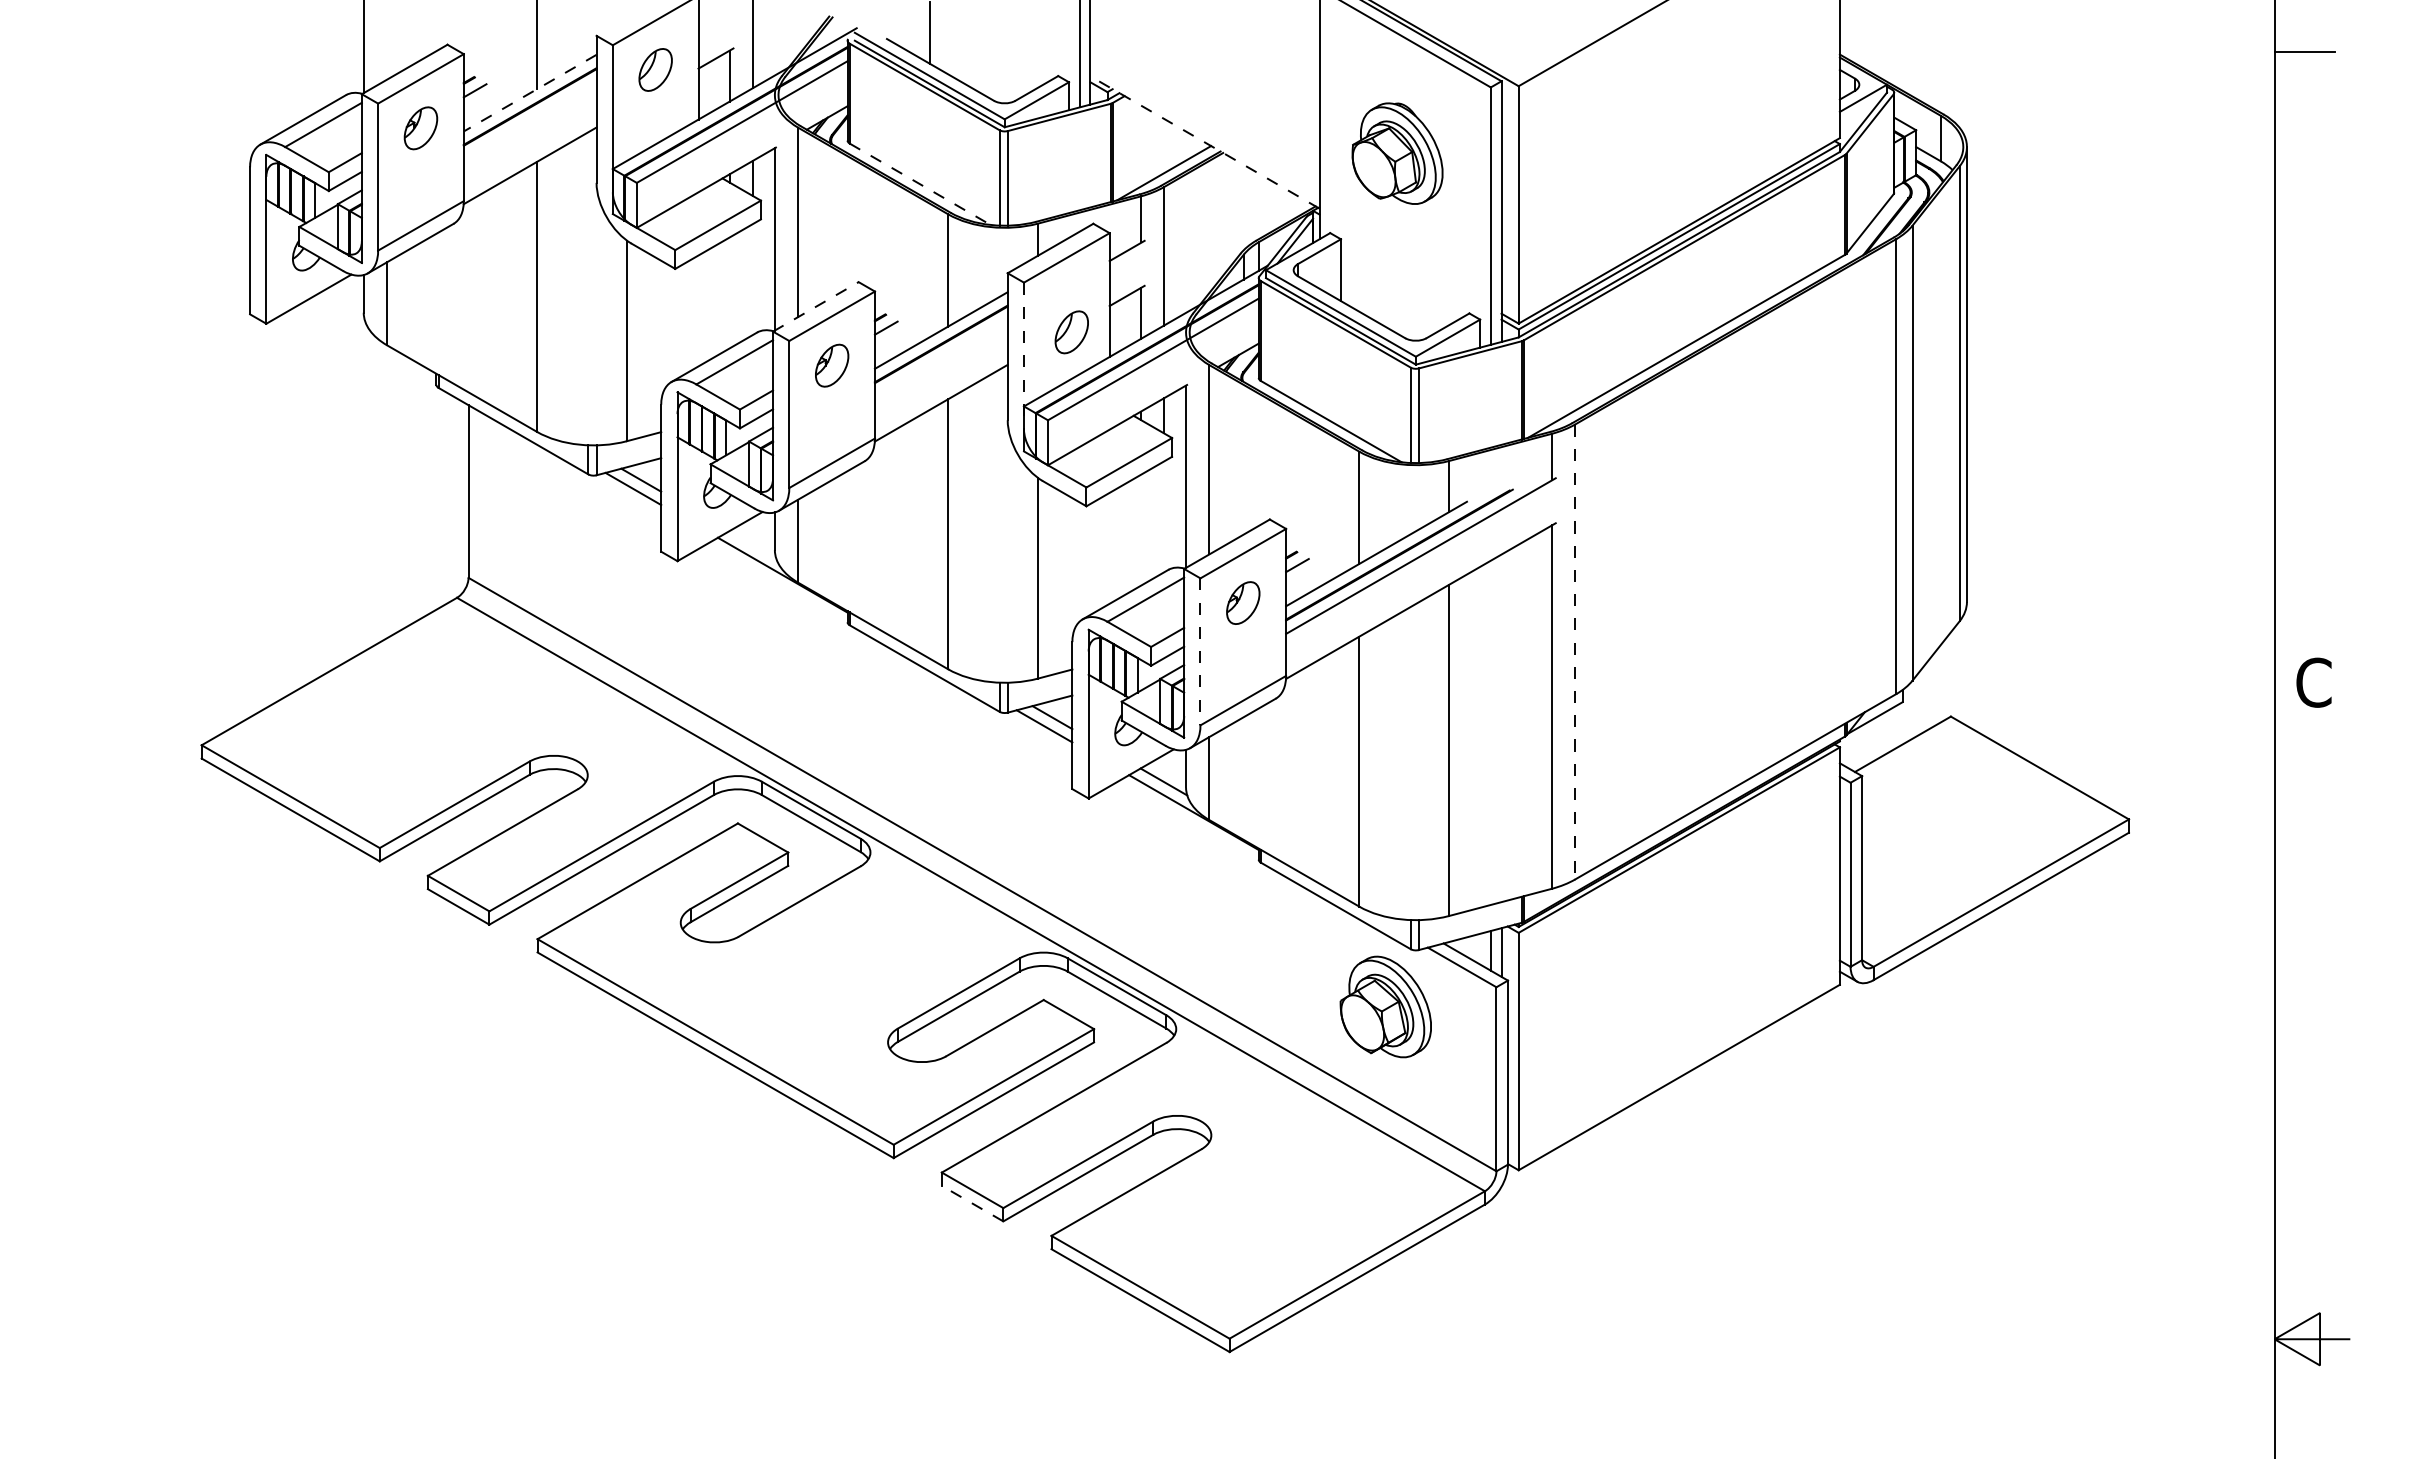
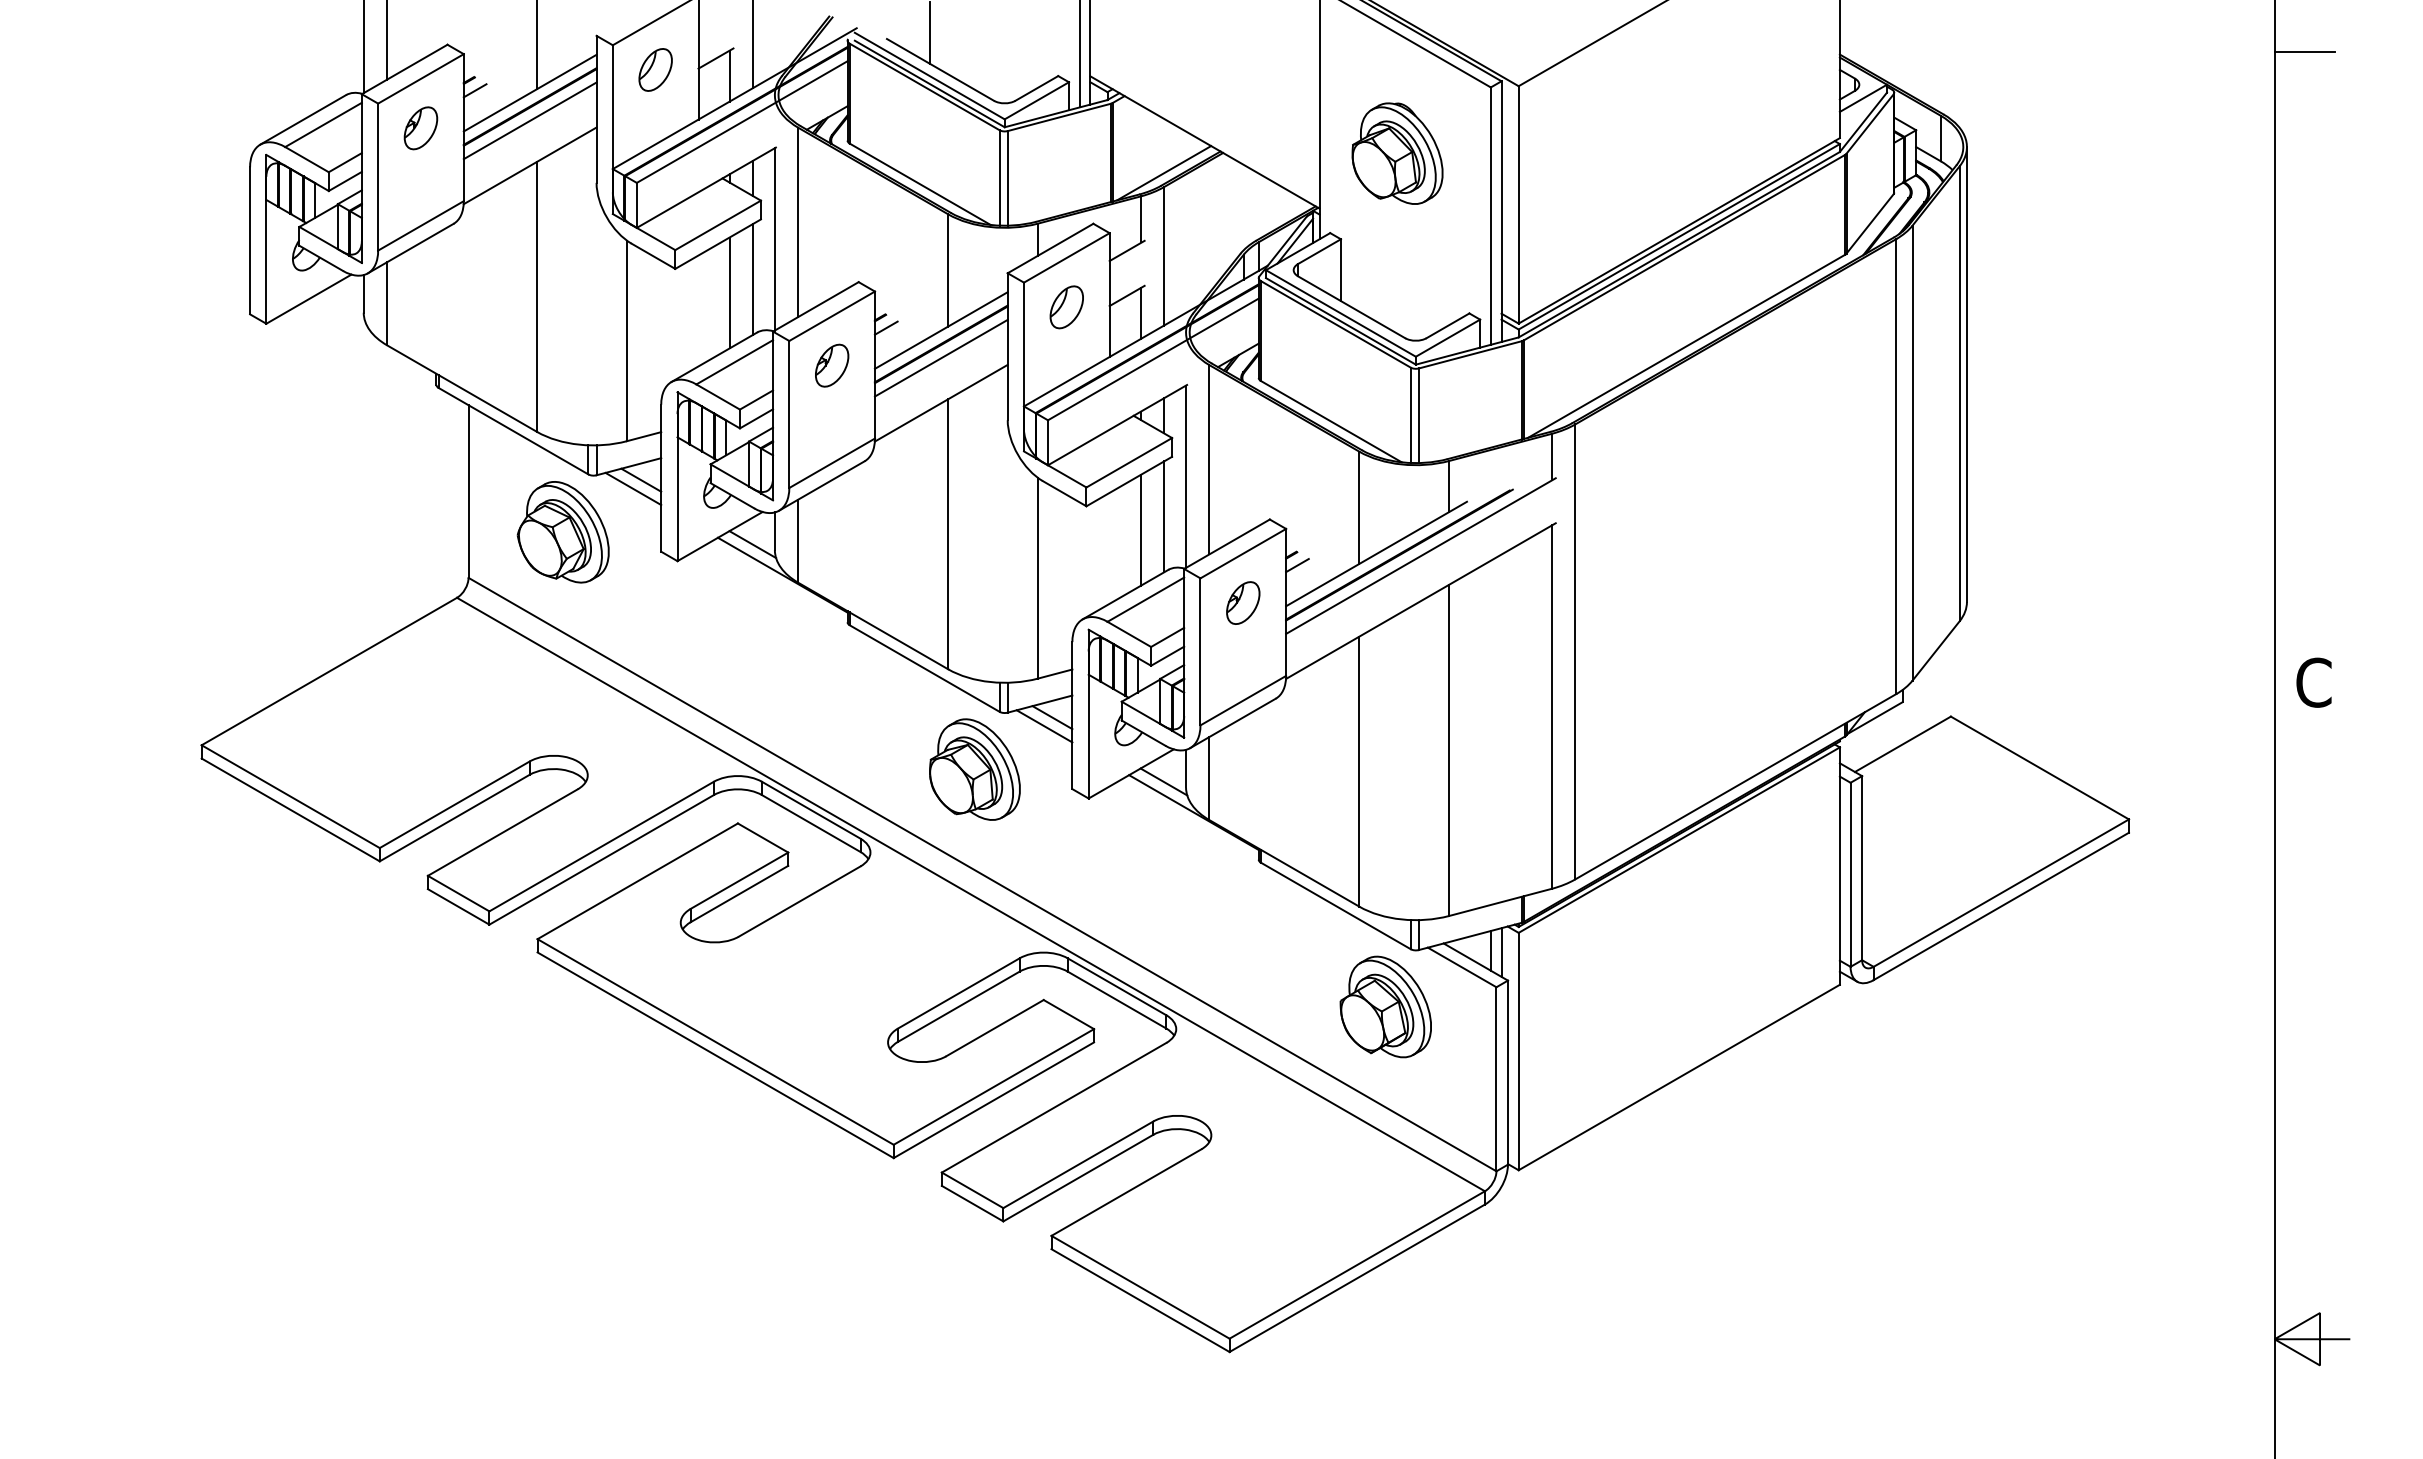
line: none -> present (387, 40)
line: dashed -> solid (530, 93)
line: none -> present (529, 120)
line: dashed -> solid (1204, 142)
line: dashed -> solid (920, 184)
line: none -> present (752, 279)
line: none -> present (729, 292)
line: dashed -> solid (816, 306)
part position: (1071, 332) -> (1066, 307) (1066, 307)
line: dashed -> solid (1024, 356)
line: none -> present (940, 357)
line: none -> present (1164, 516)
line: none -> present (1140, 529)
part: none -> present (562, 532)
line: none -> present (752, 544)
line: dashed -> solid (1200, 651)
line: dashed -> solid (1575, 652)
part: none -> present (974, 769)
line: dashed -> solid (972, 1203)
